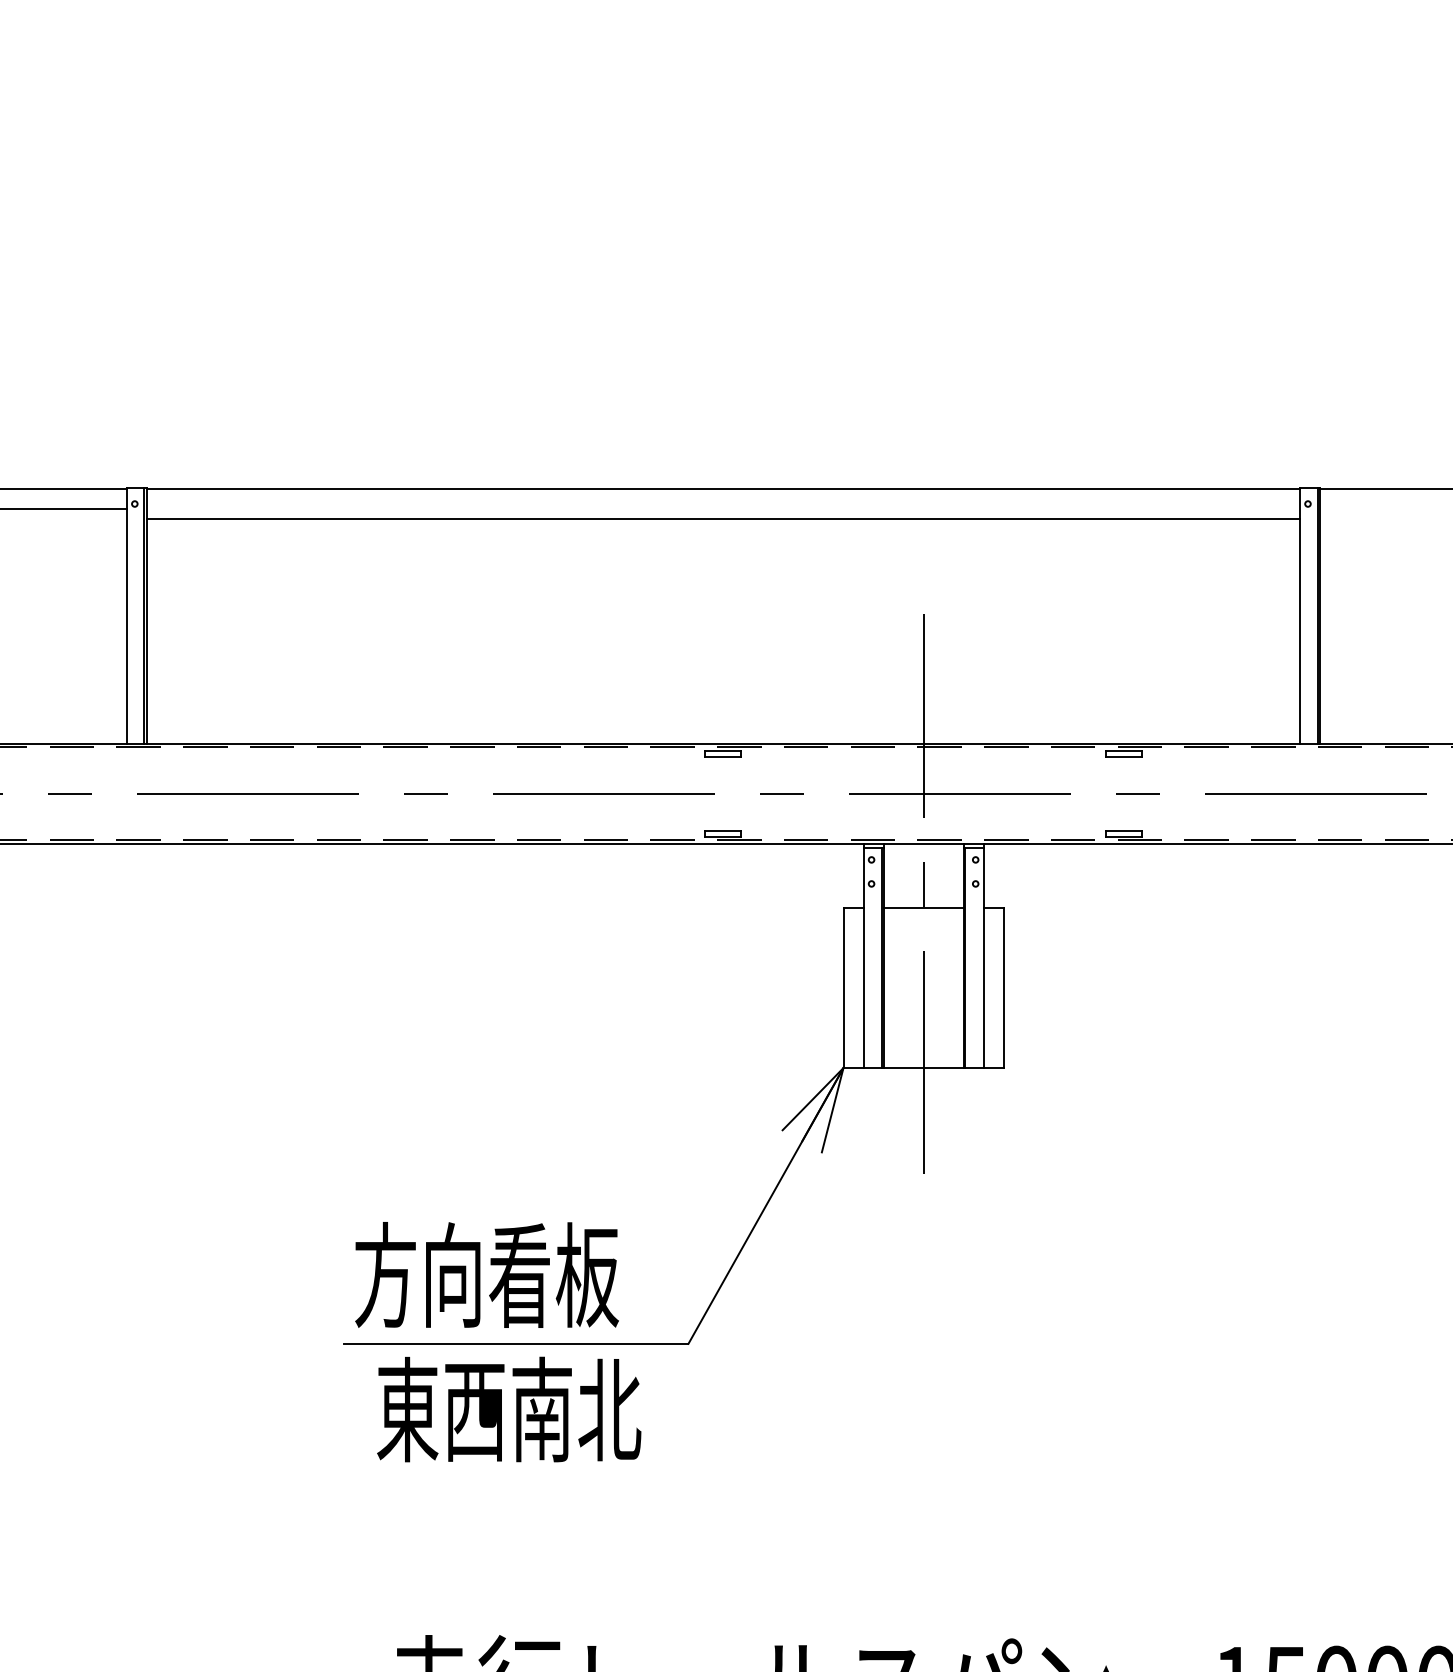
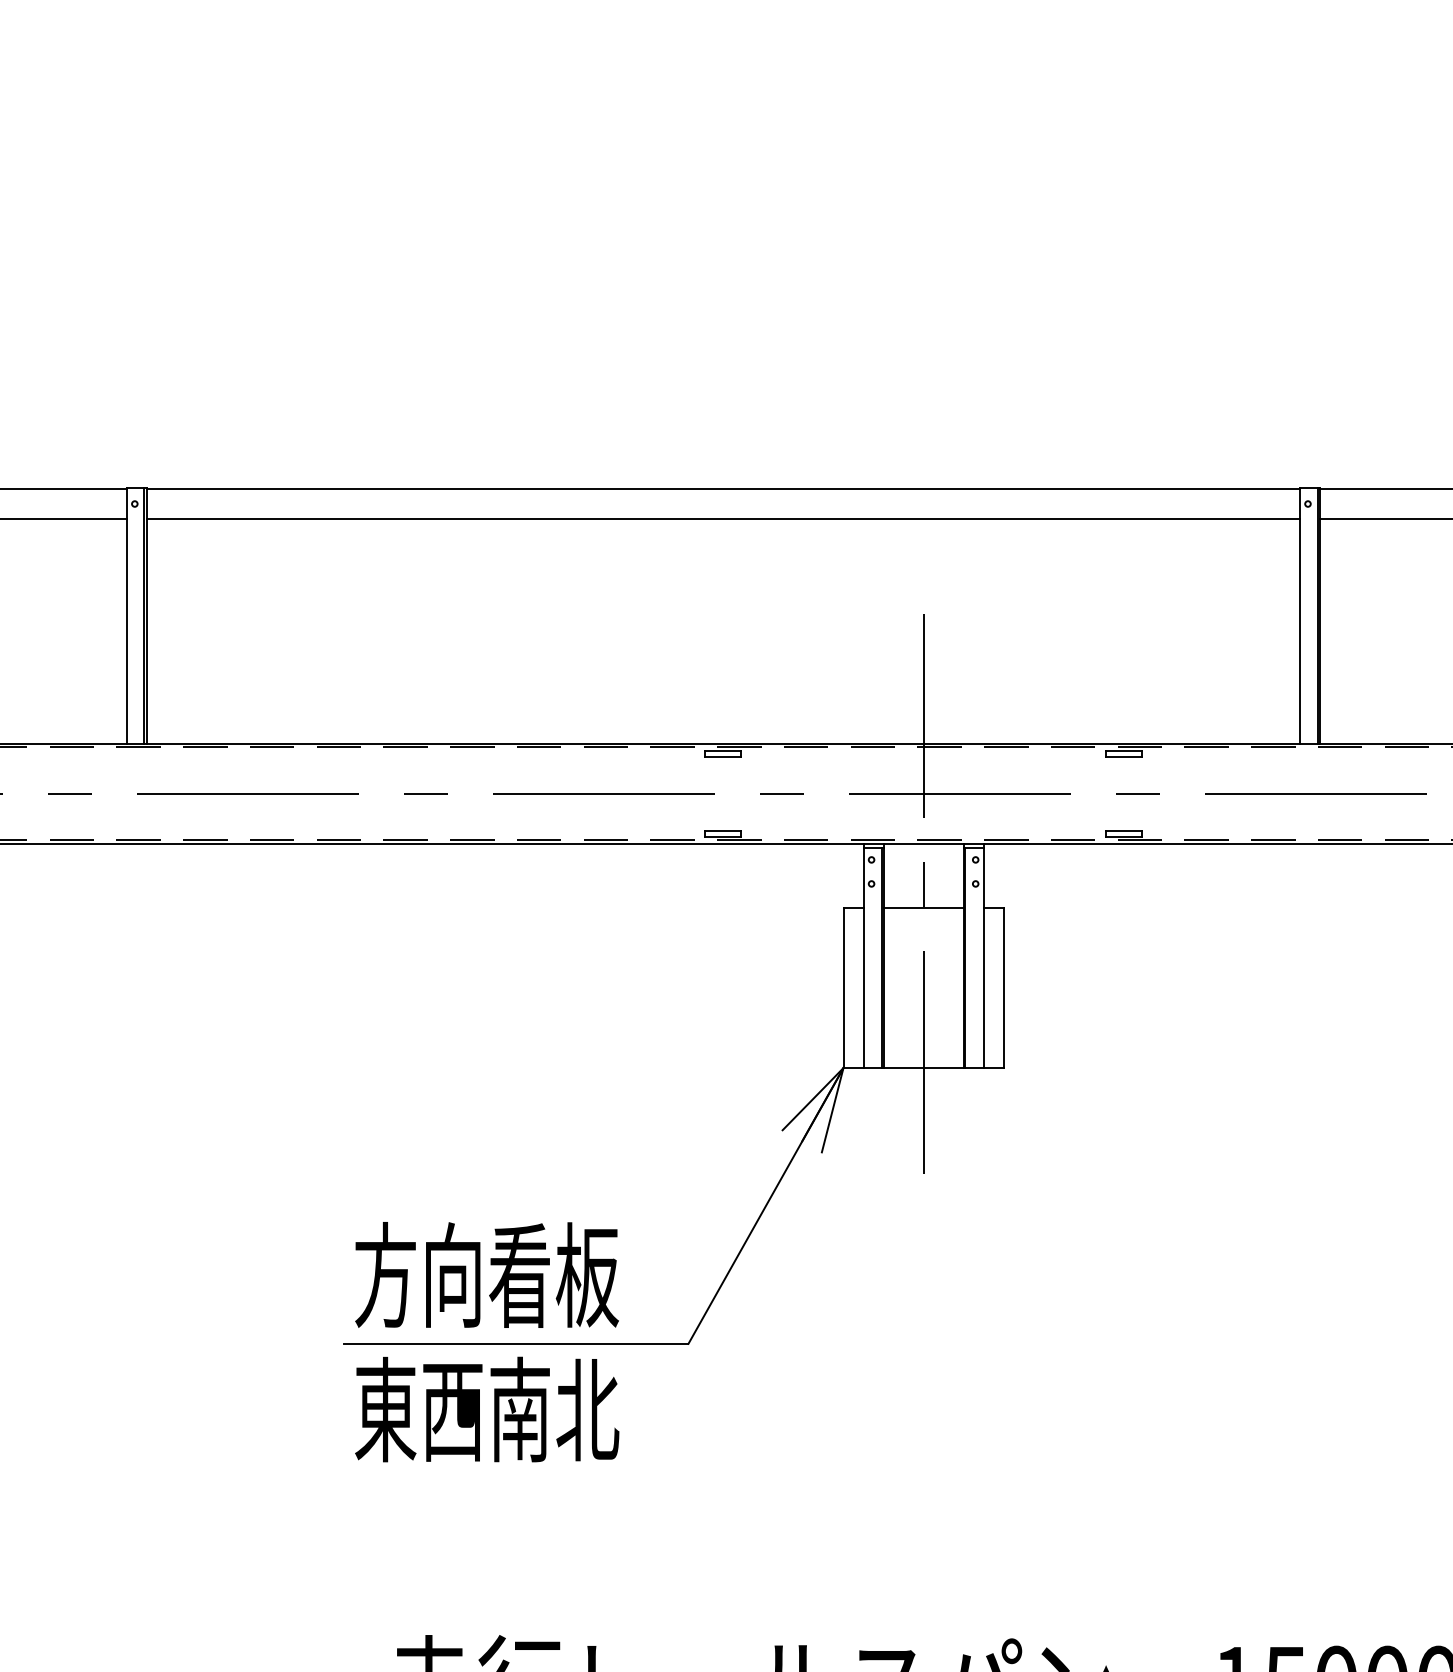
line position: (64, 508) -> (64, 518) (64, 518)
line: none -> present (1384, 518)
text position: (509, 1409) -> (487, 1409) (487, 1409)
